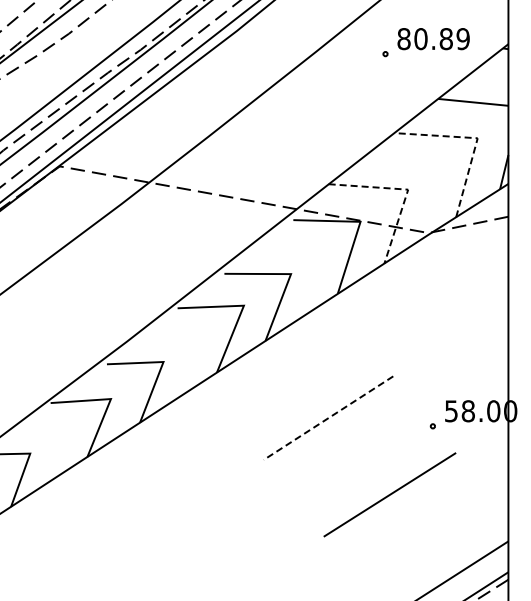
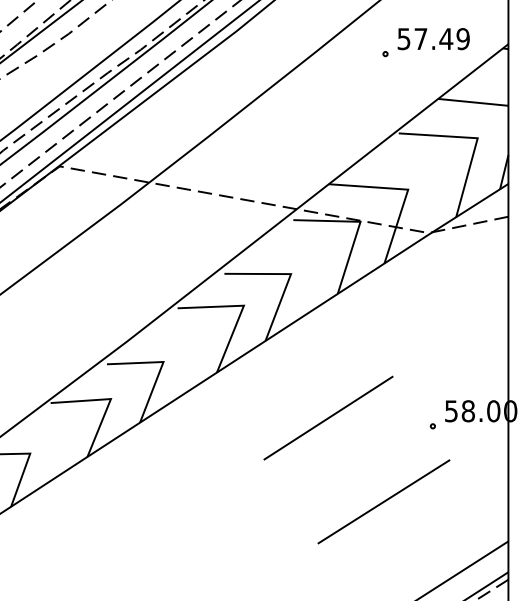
text: 80.89 -> 57.49 (425, 39)
line: dashed -> solid (477, 138)
line: dashed -> solid (408, 189)
line: dashed -> solid (328, 418)
line position: (389, 494) -> (383, 501) (383, 501)
